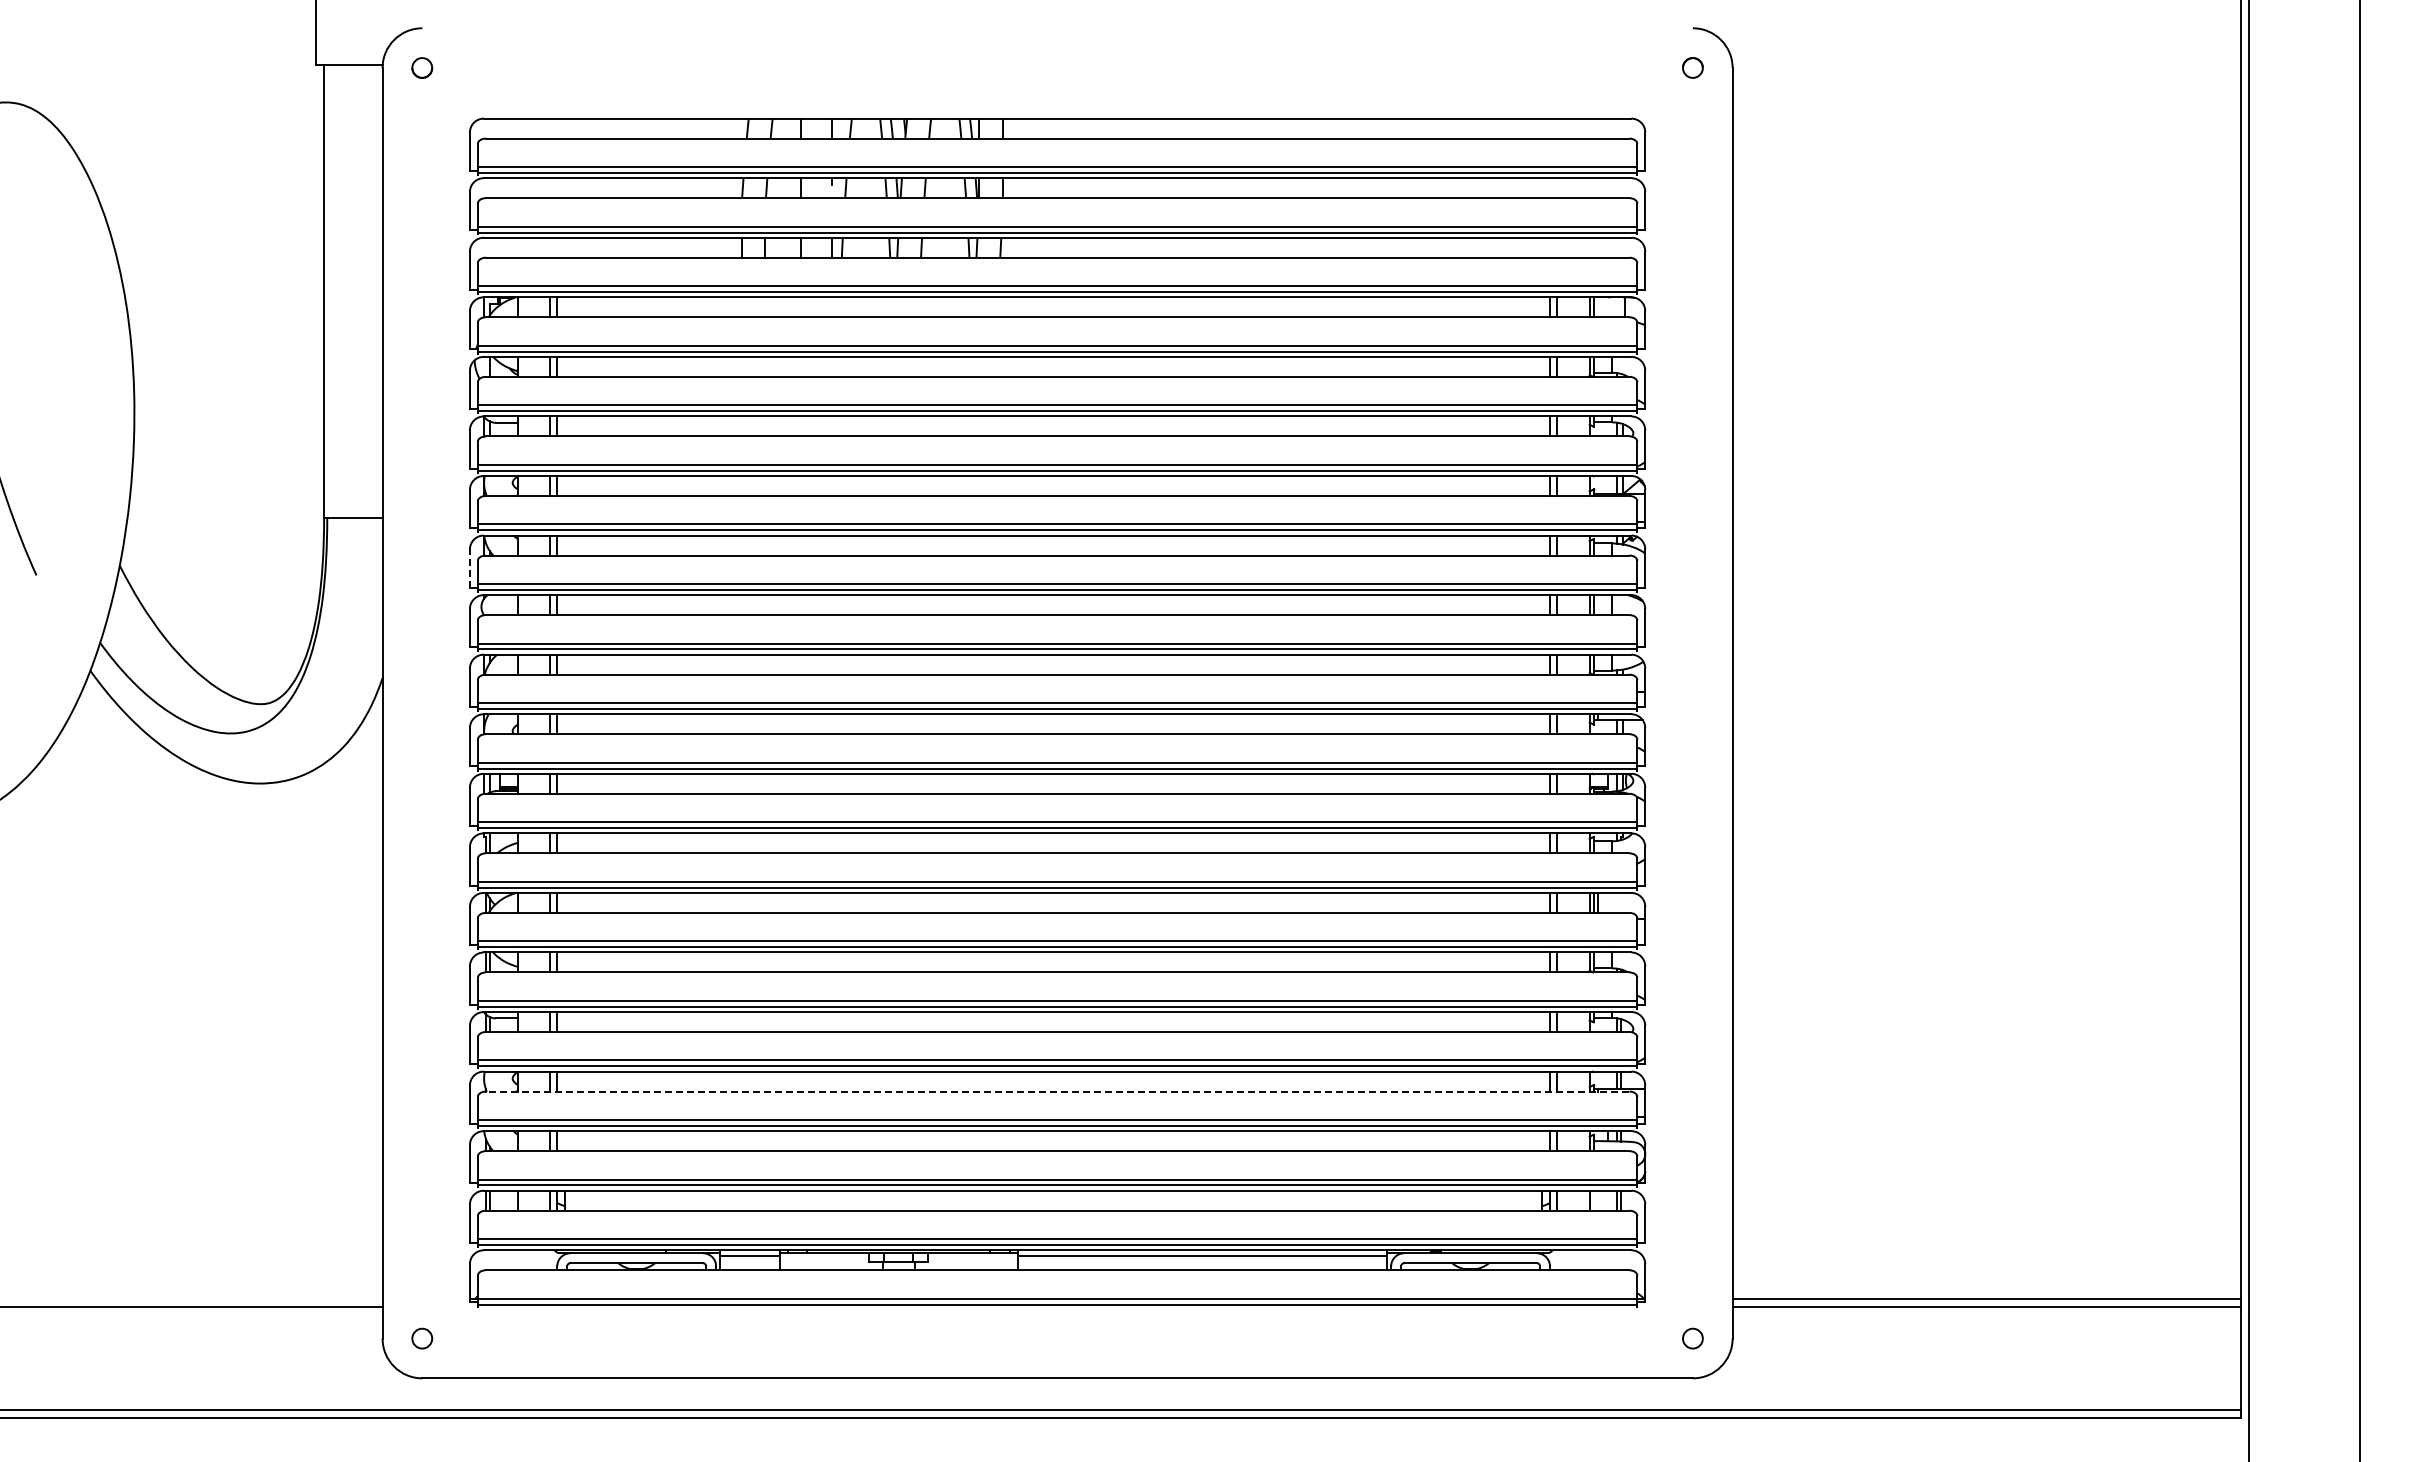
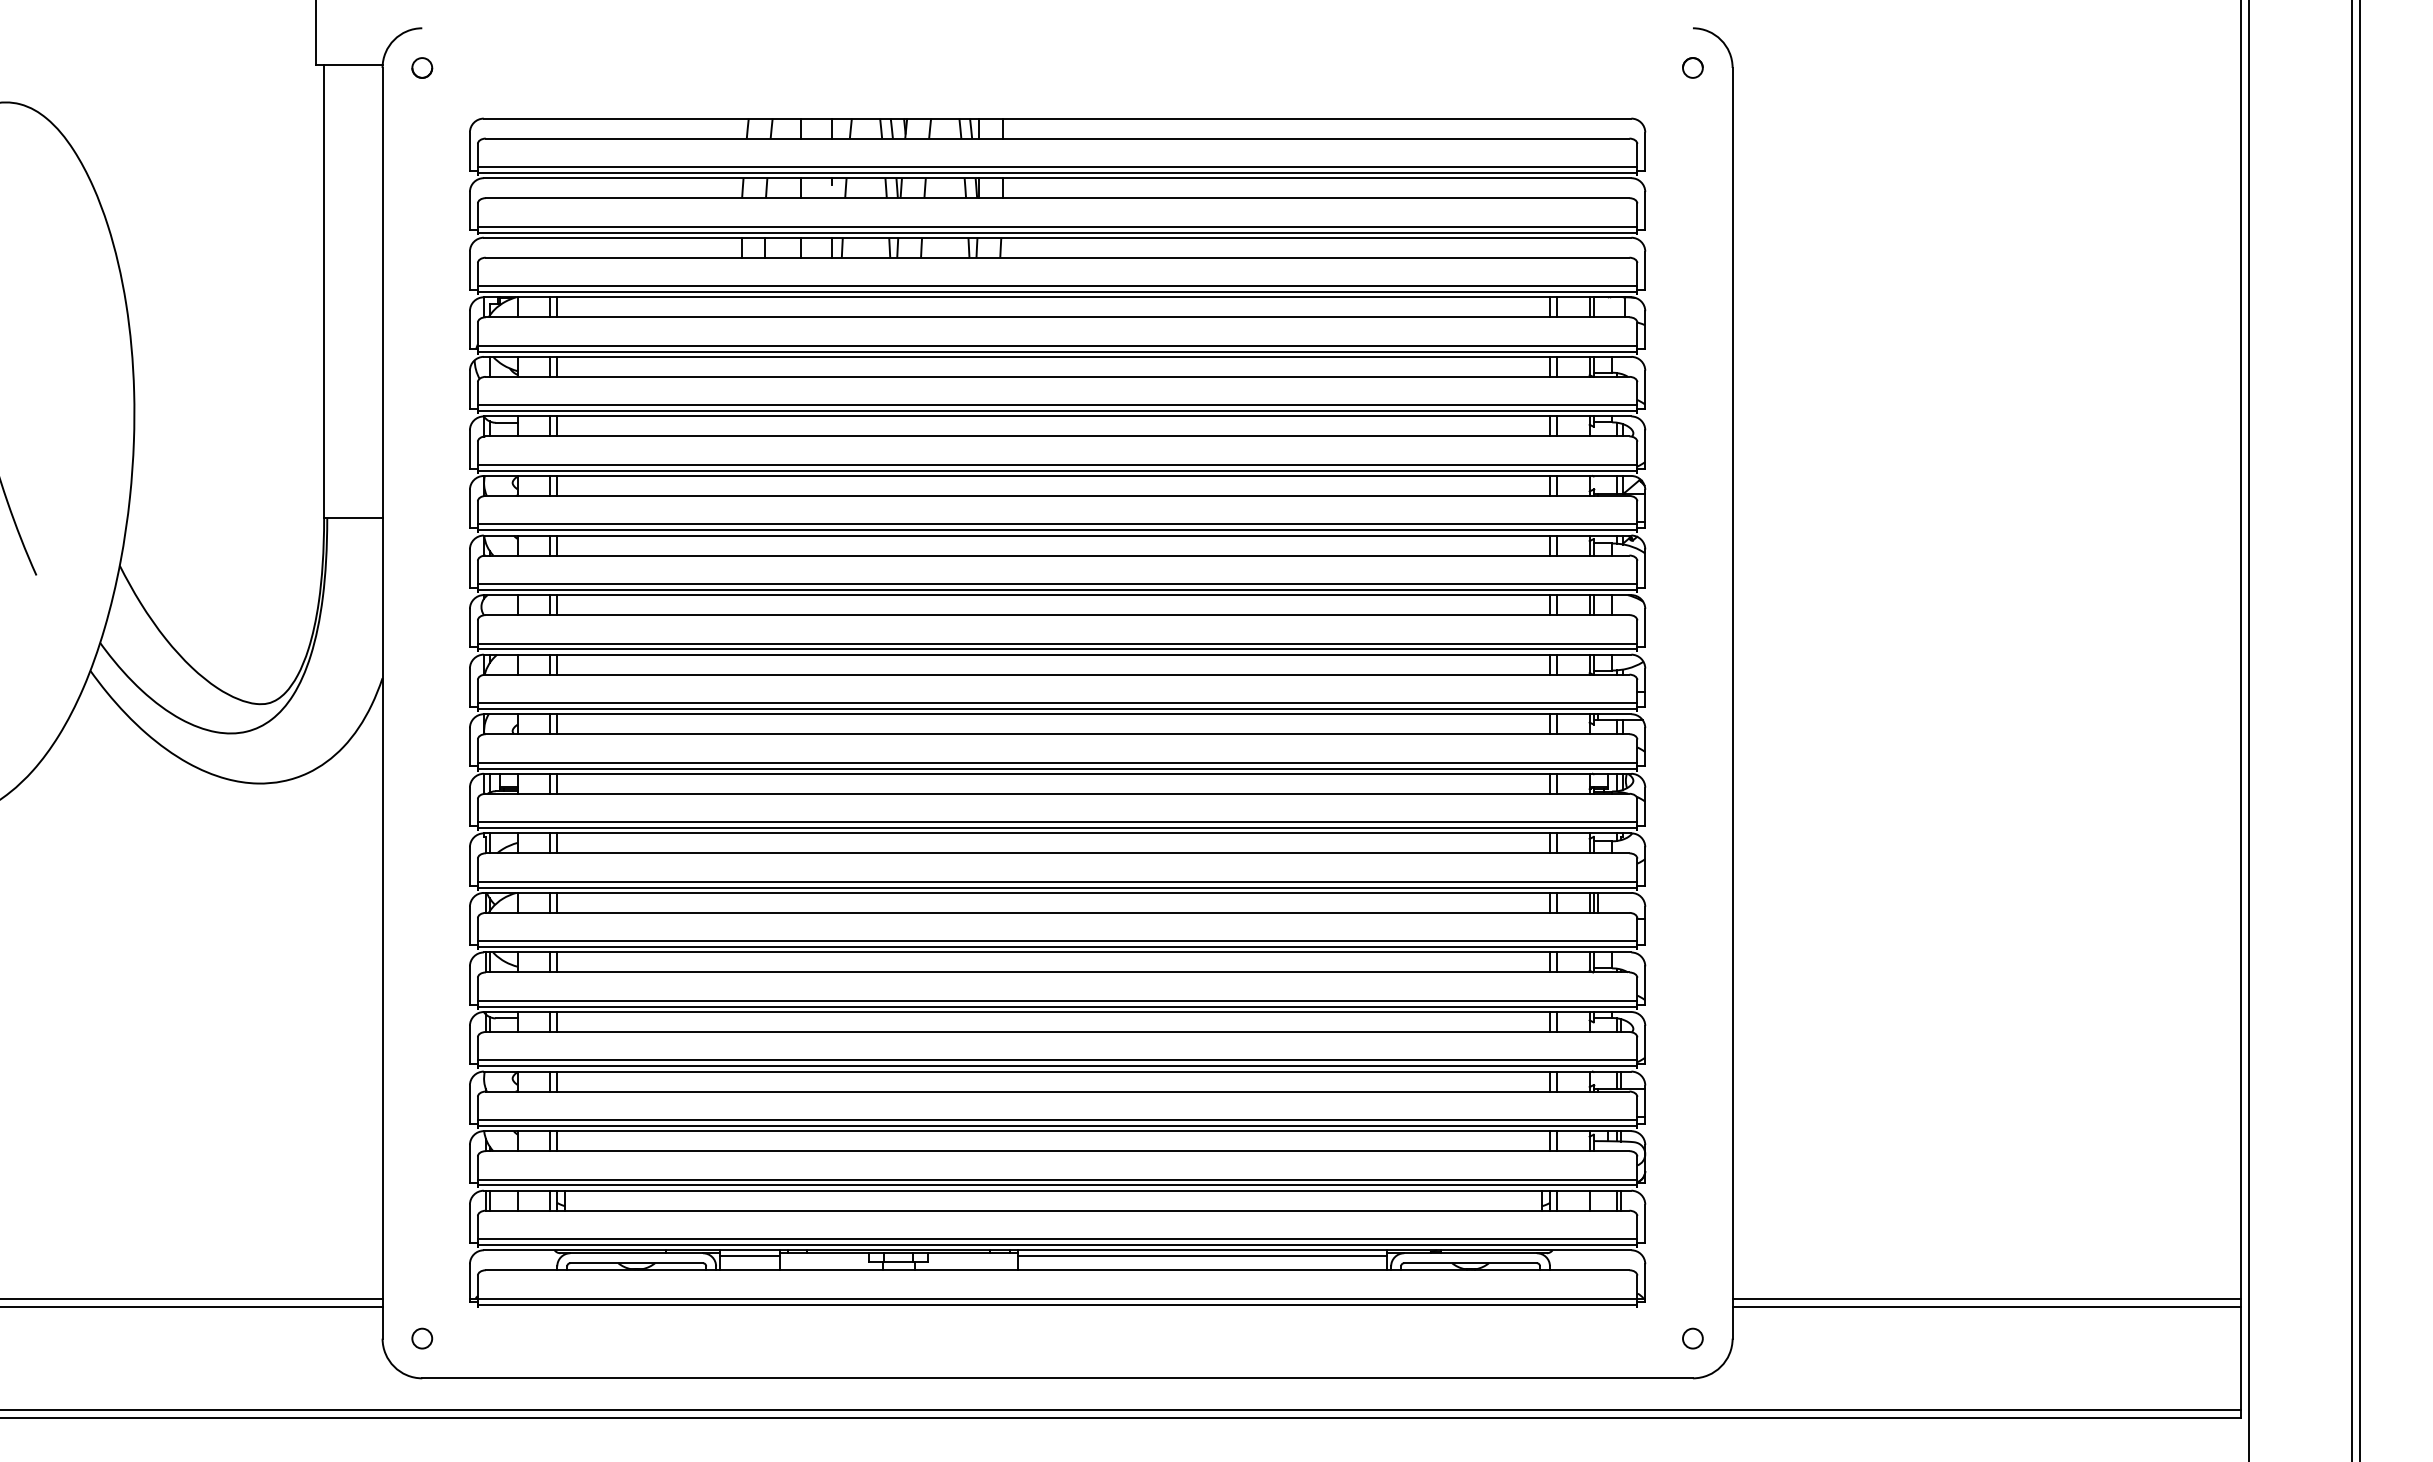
line: dashed -> solid (469, 568)
line: none -> present (2352, 730)
line: dashed -> solid (1057, 1091)
line: none -> present (192, 1298)
